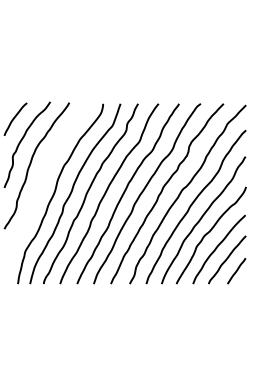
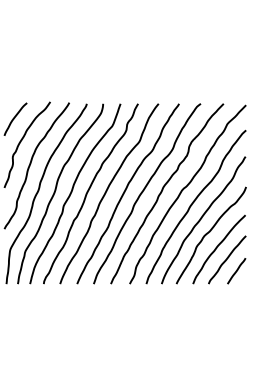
curve: none -> present (39, 190)
